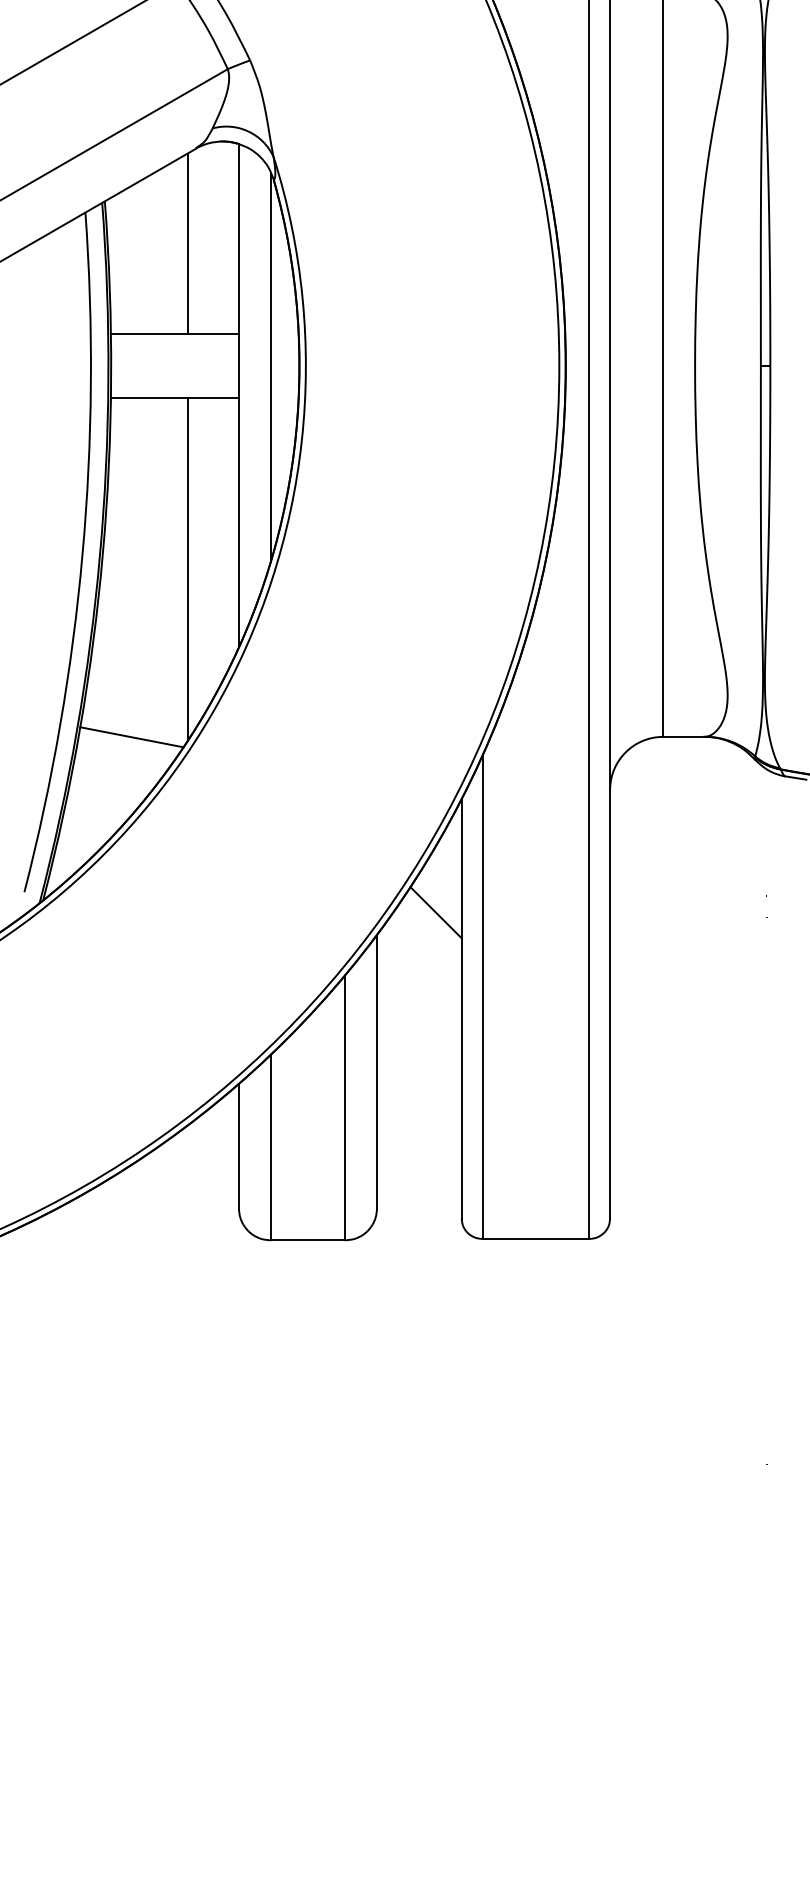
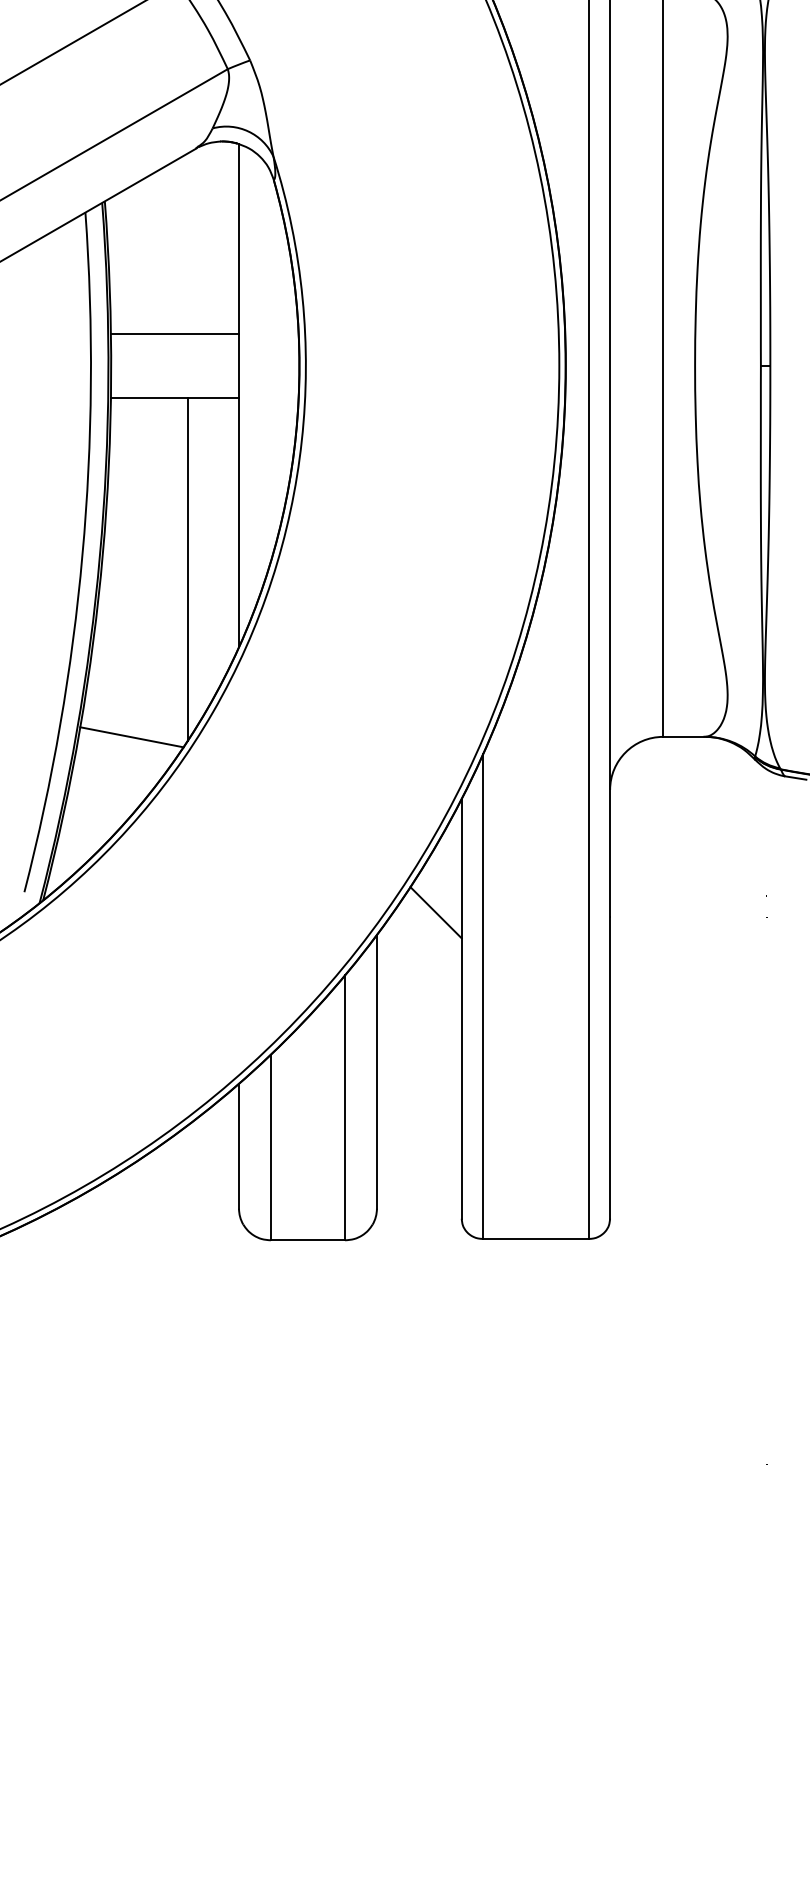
line: present -> none (187, 243)
line: present -> none (270, 366)
